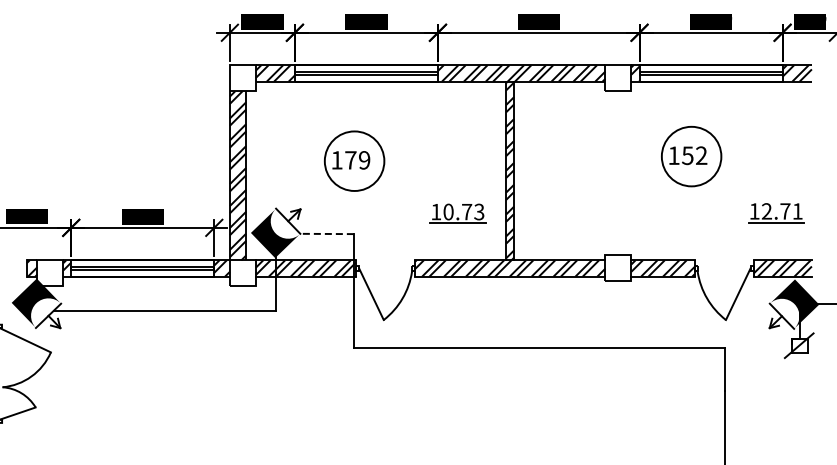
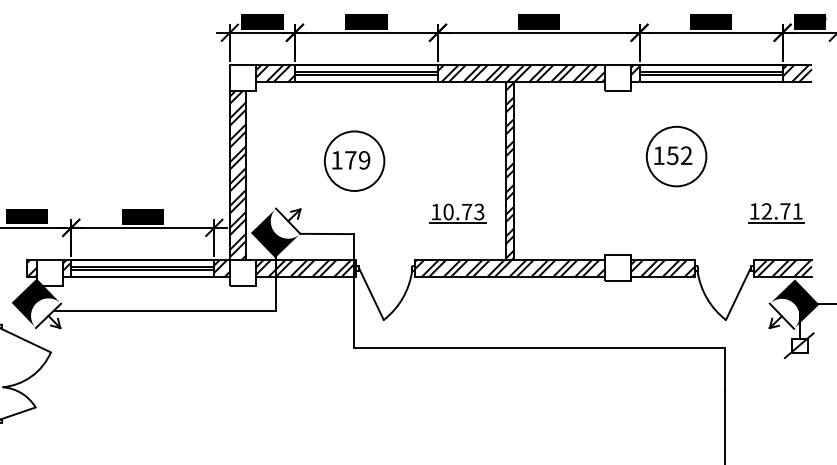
part position: (691, 156) -> (676, 156) (676, 156)
line: dashed -> solid (327, 233)
